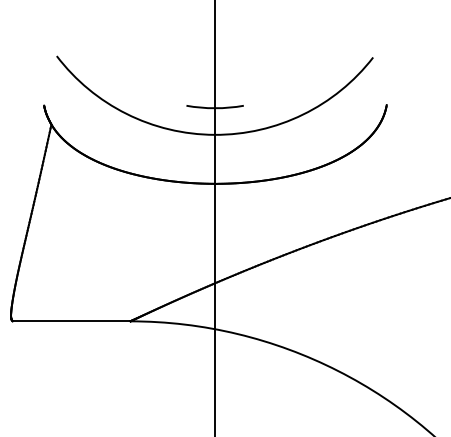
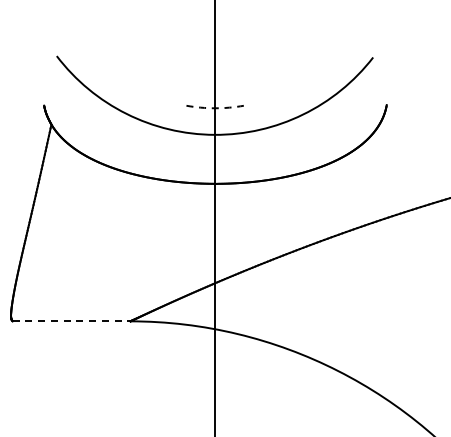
arc: solid -> dashed (215, 108)
line: solid -> dashed (71, 321)
